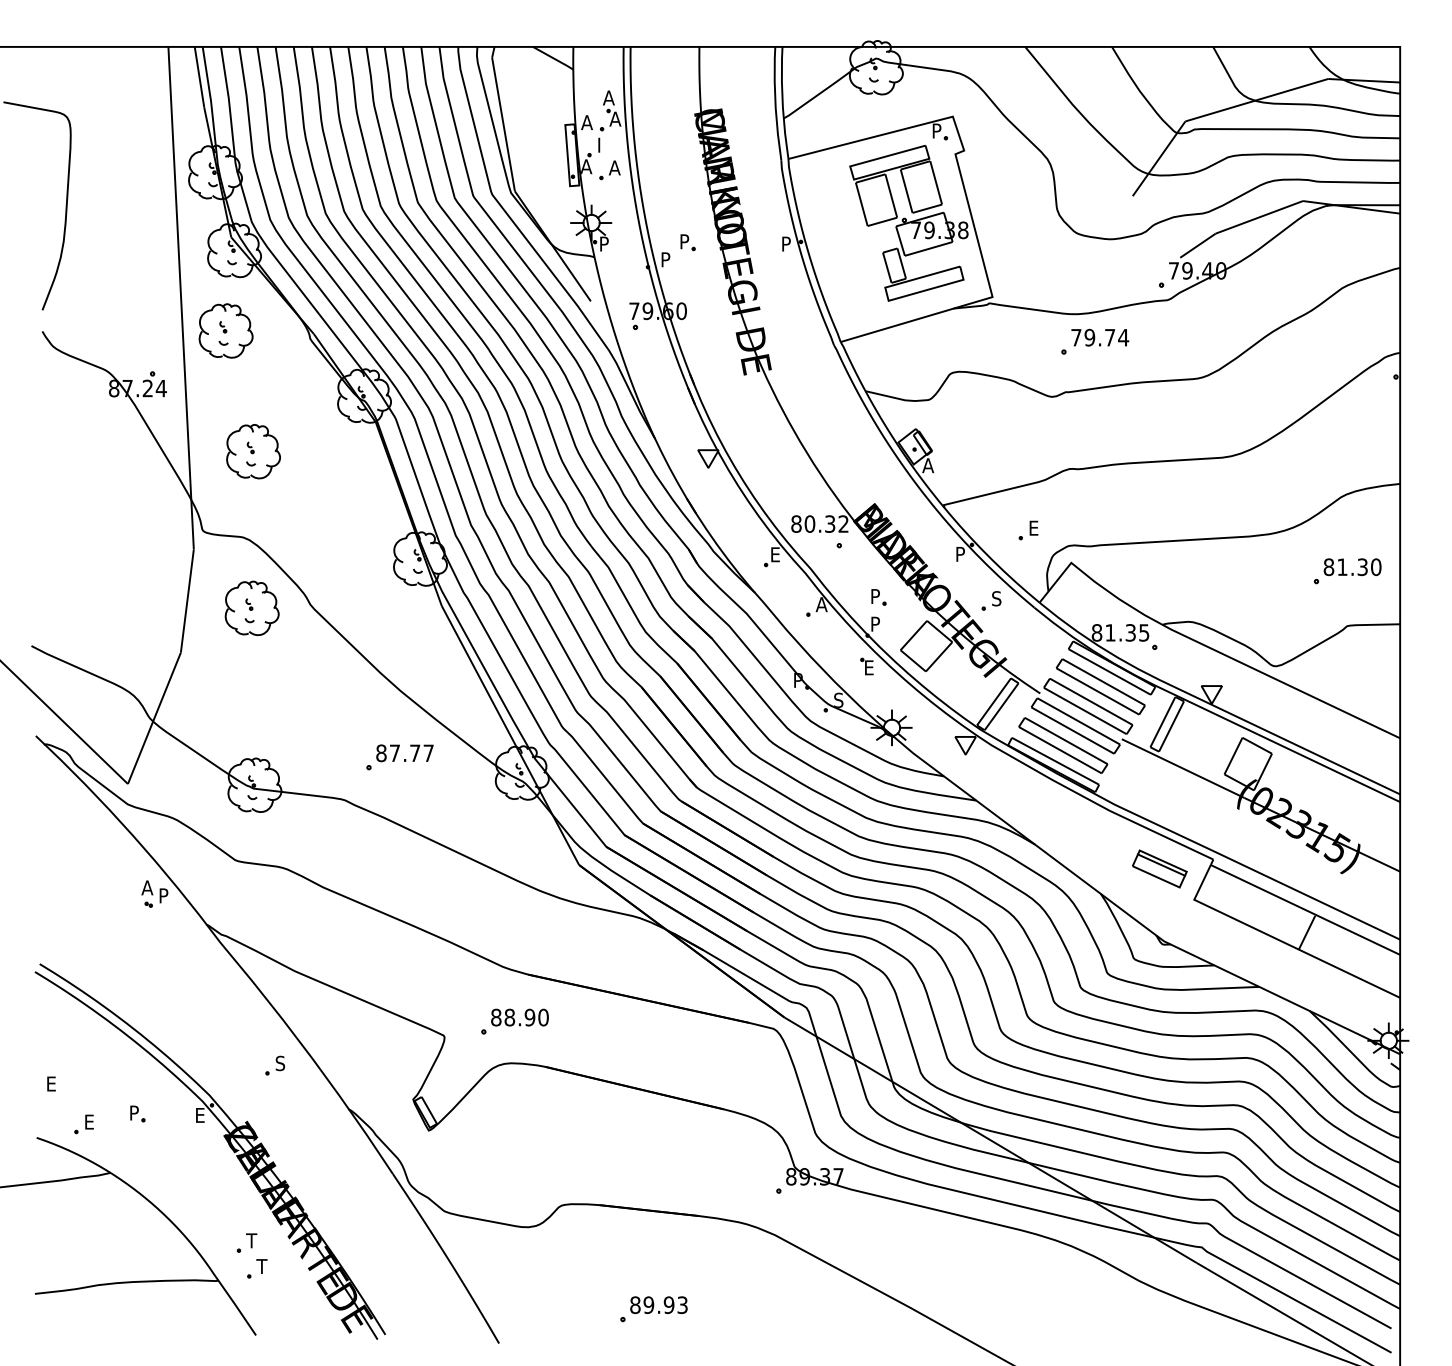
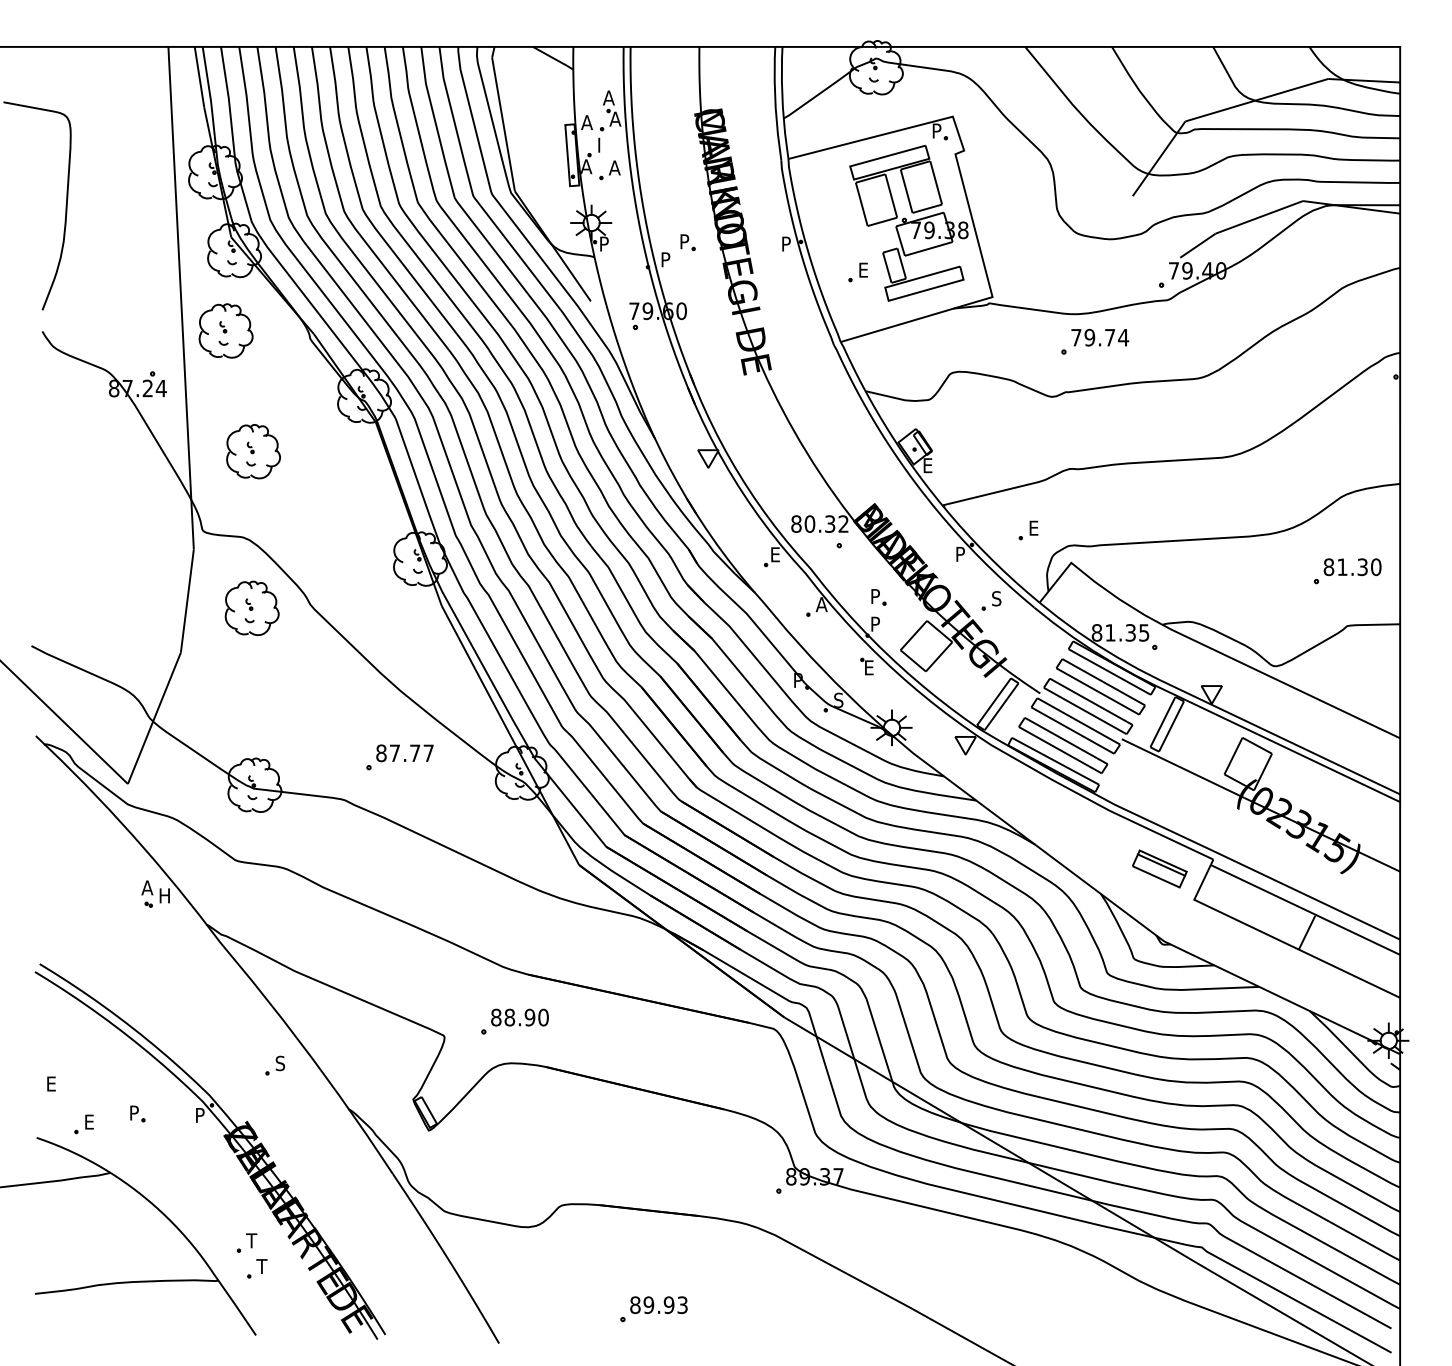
part: none -> present (857, 272)
text: A -> E (928, 465)
text: P -> H (165, 895)
text: E -> P (200, 1115)
